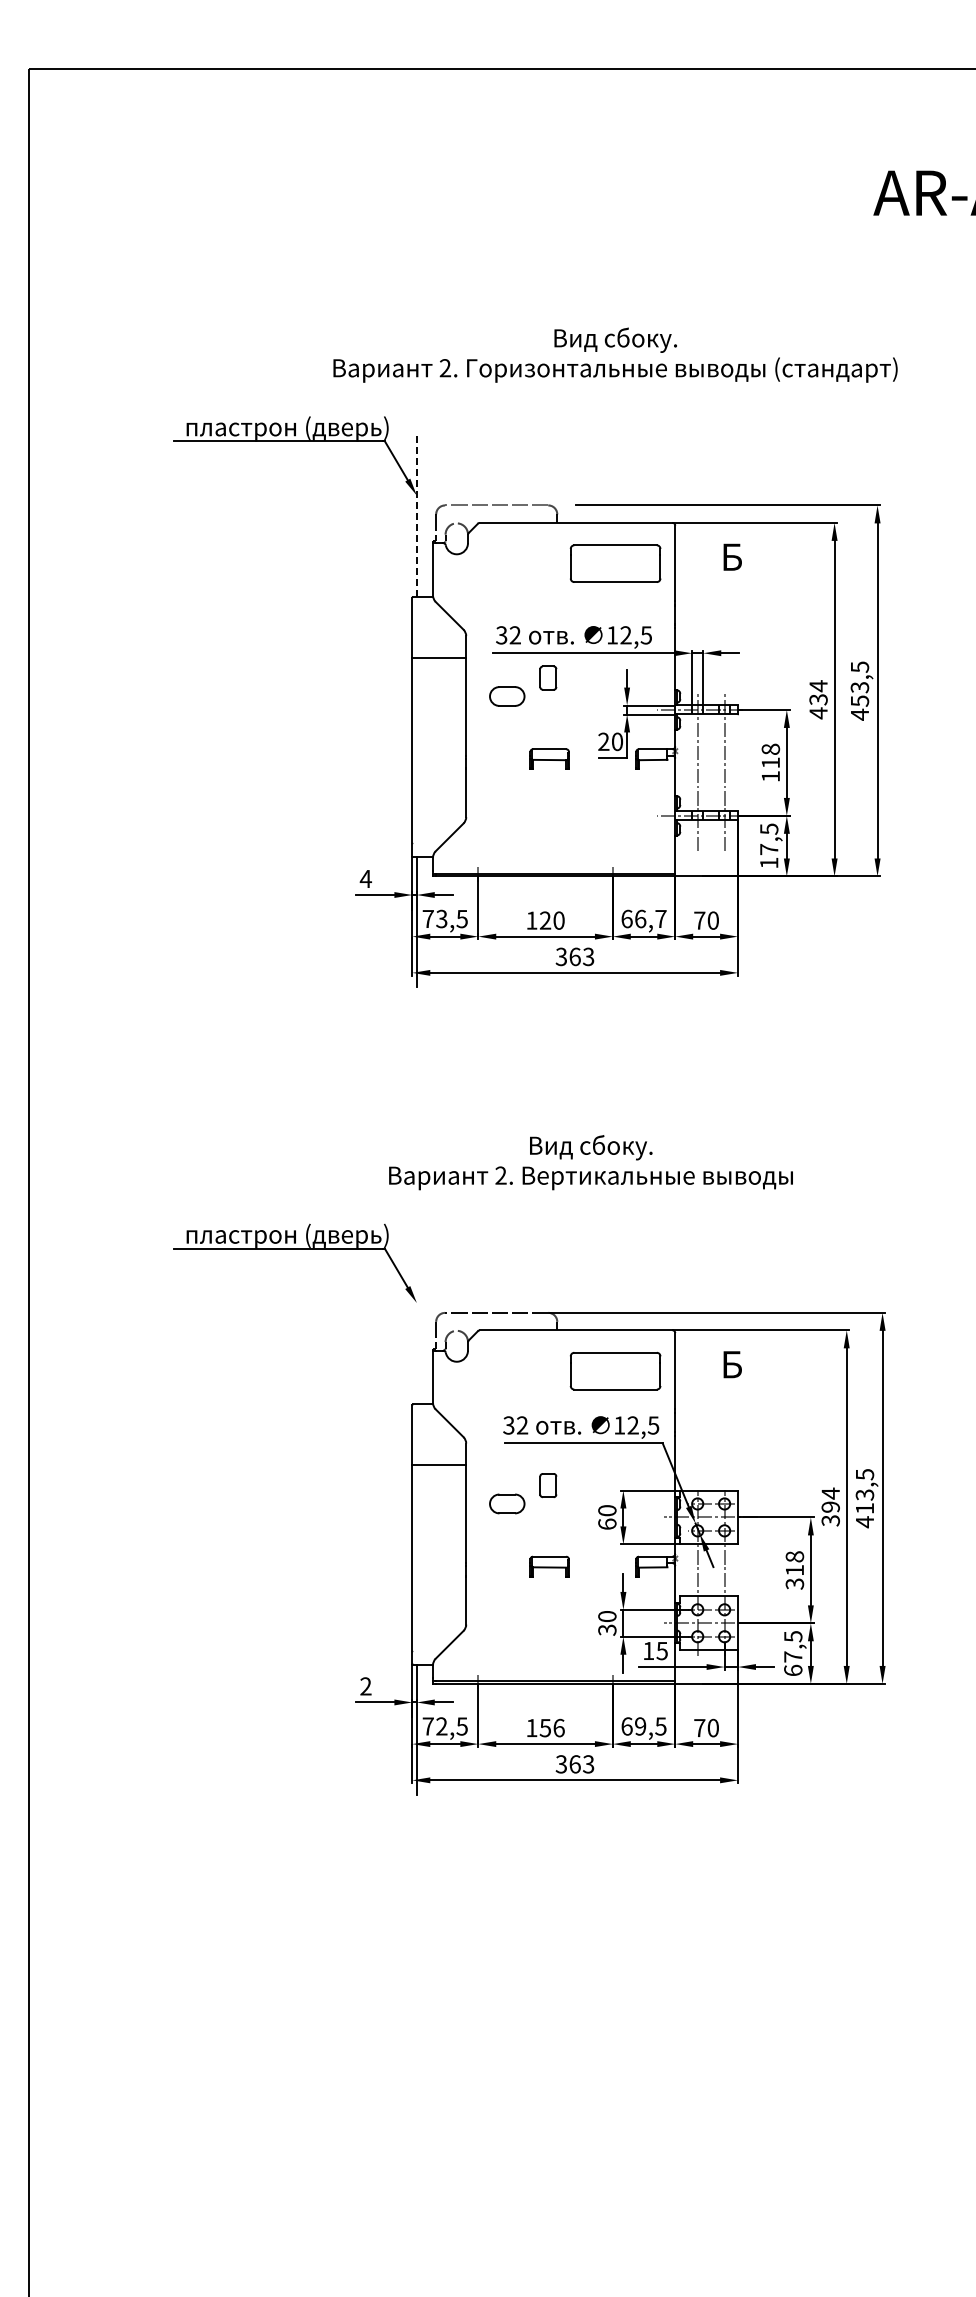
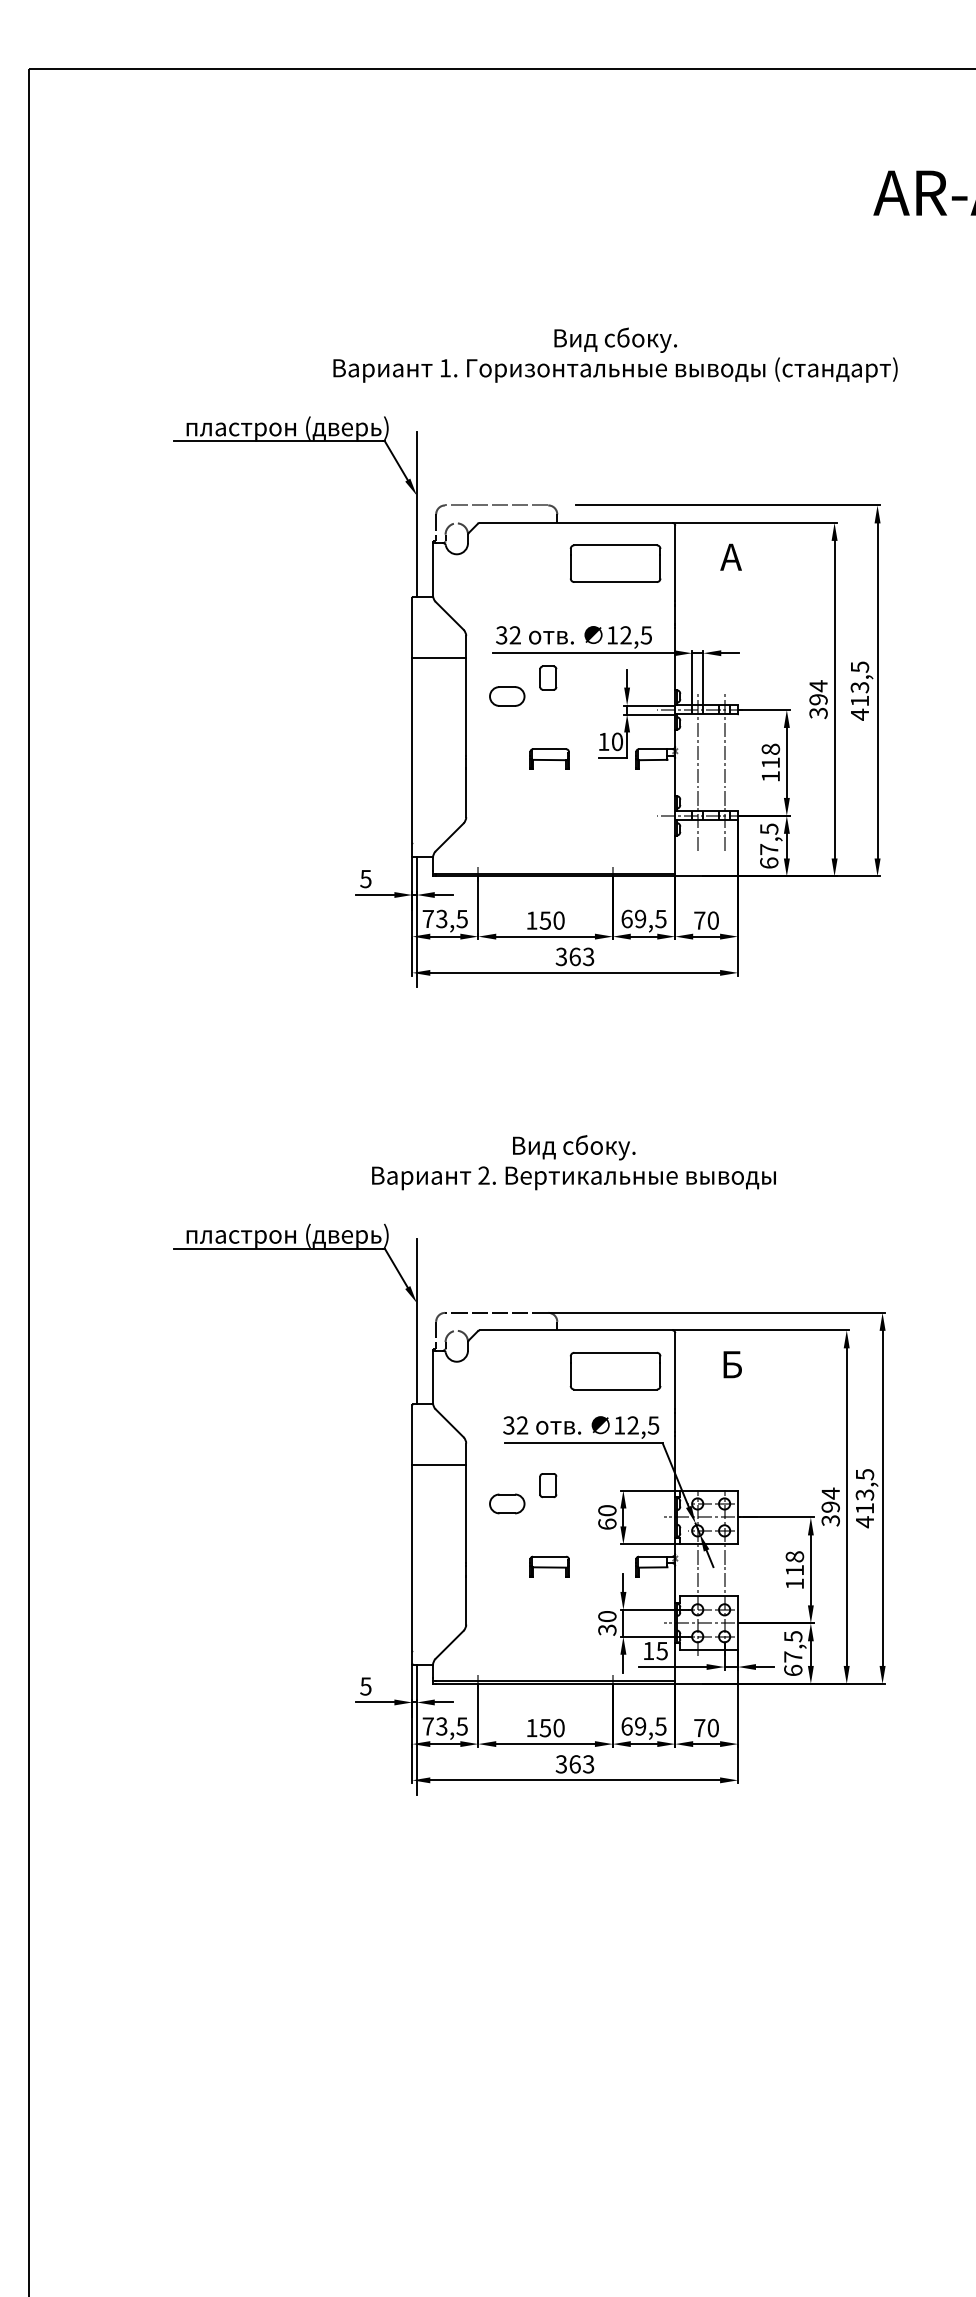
text: 2. -> 1. (445, 368)
line: dashed -> solid (416, 513)
text: Б -> А (730, 556)
text: 453,5 -> 413,5 (860, 700)
text: 434 -> 394 (818, 706)
text: 20 -> 10 (603, 741)
text: 17,5 -> 67,5 (769, 862)
text: 4 -> 5 (365, 879)
text: 66,7 -> 69,5 (650, 918)
text: 120 -> 150 (545, 920)
text position: (590, 1162) -> (573, 1162) (573, 1162)
line: none -> present (416, 1321)
text: 318 -> 118 (794, 1583)
text: 2 -> 5 (365, 1686)
text: 72,5 -> 73,5 (441, 1726)
text: 156 -> 150 (558, 1727)
